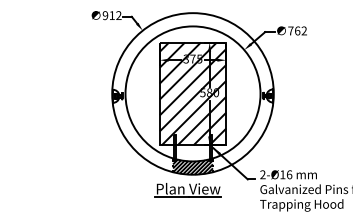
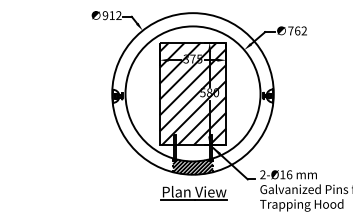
part position: (187, 190) -> (193, 193) (193, 193)
